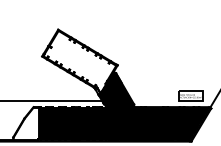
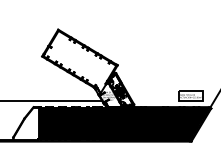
hatch: present -> none (116, 90)
